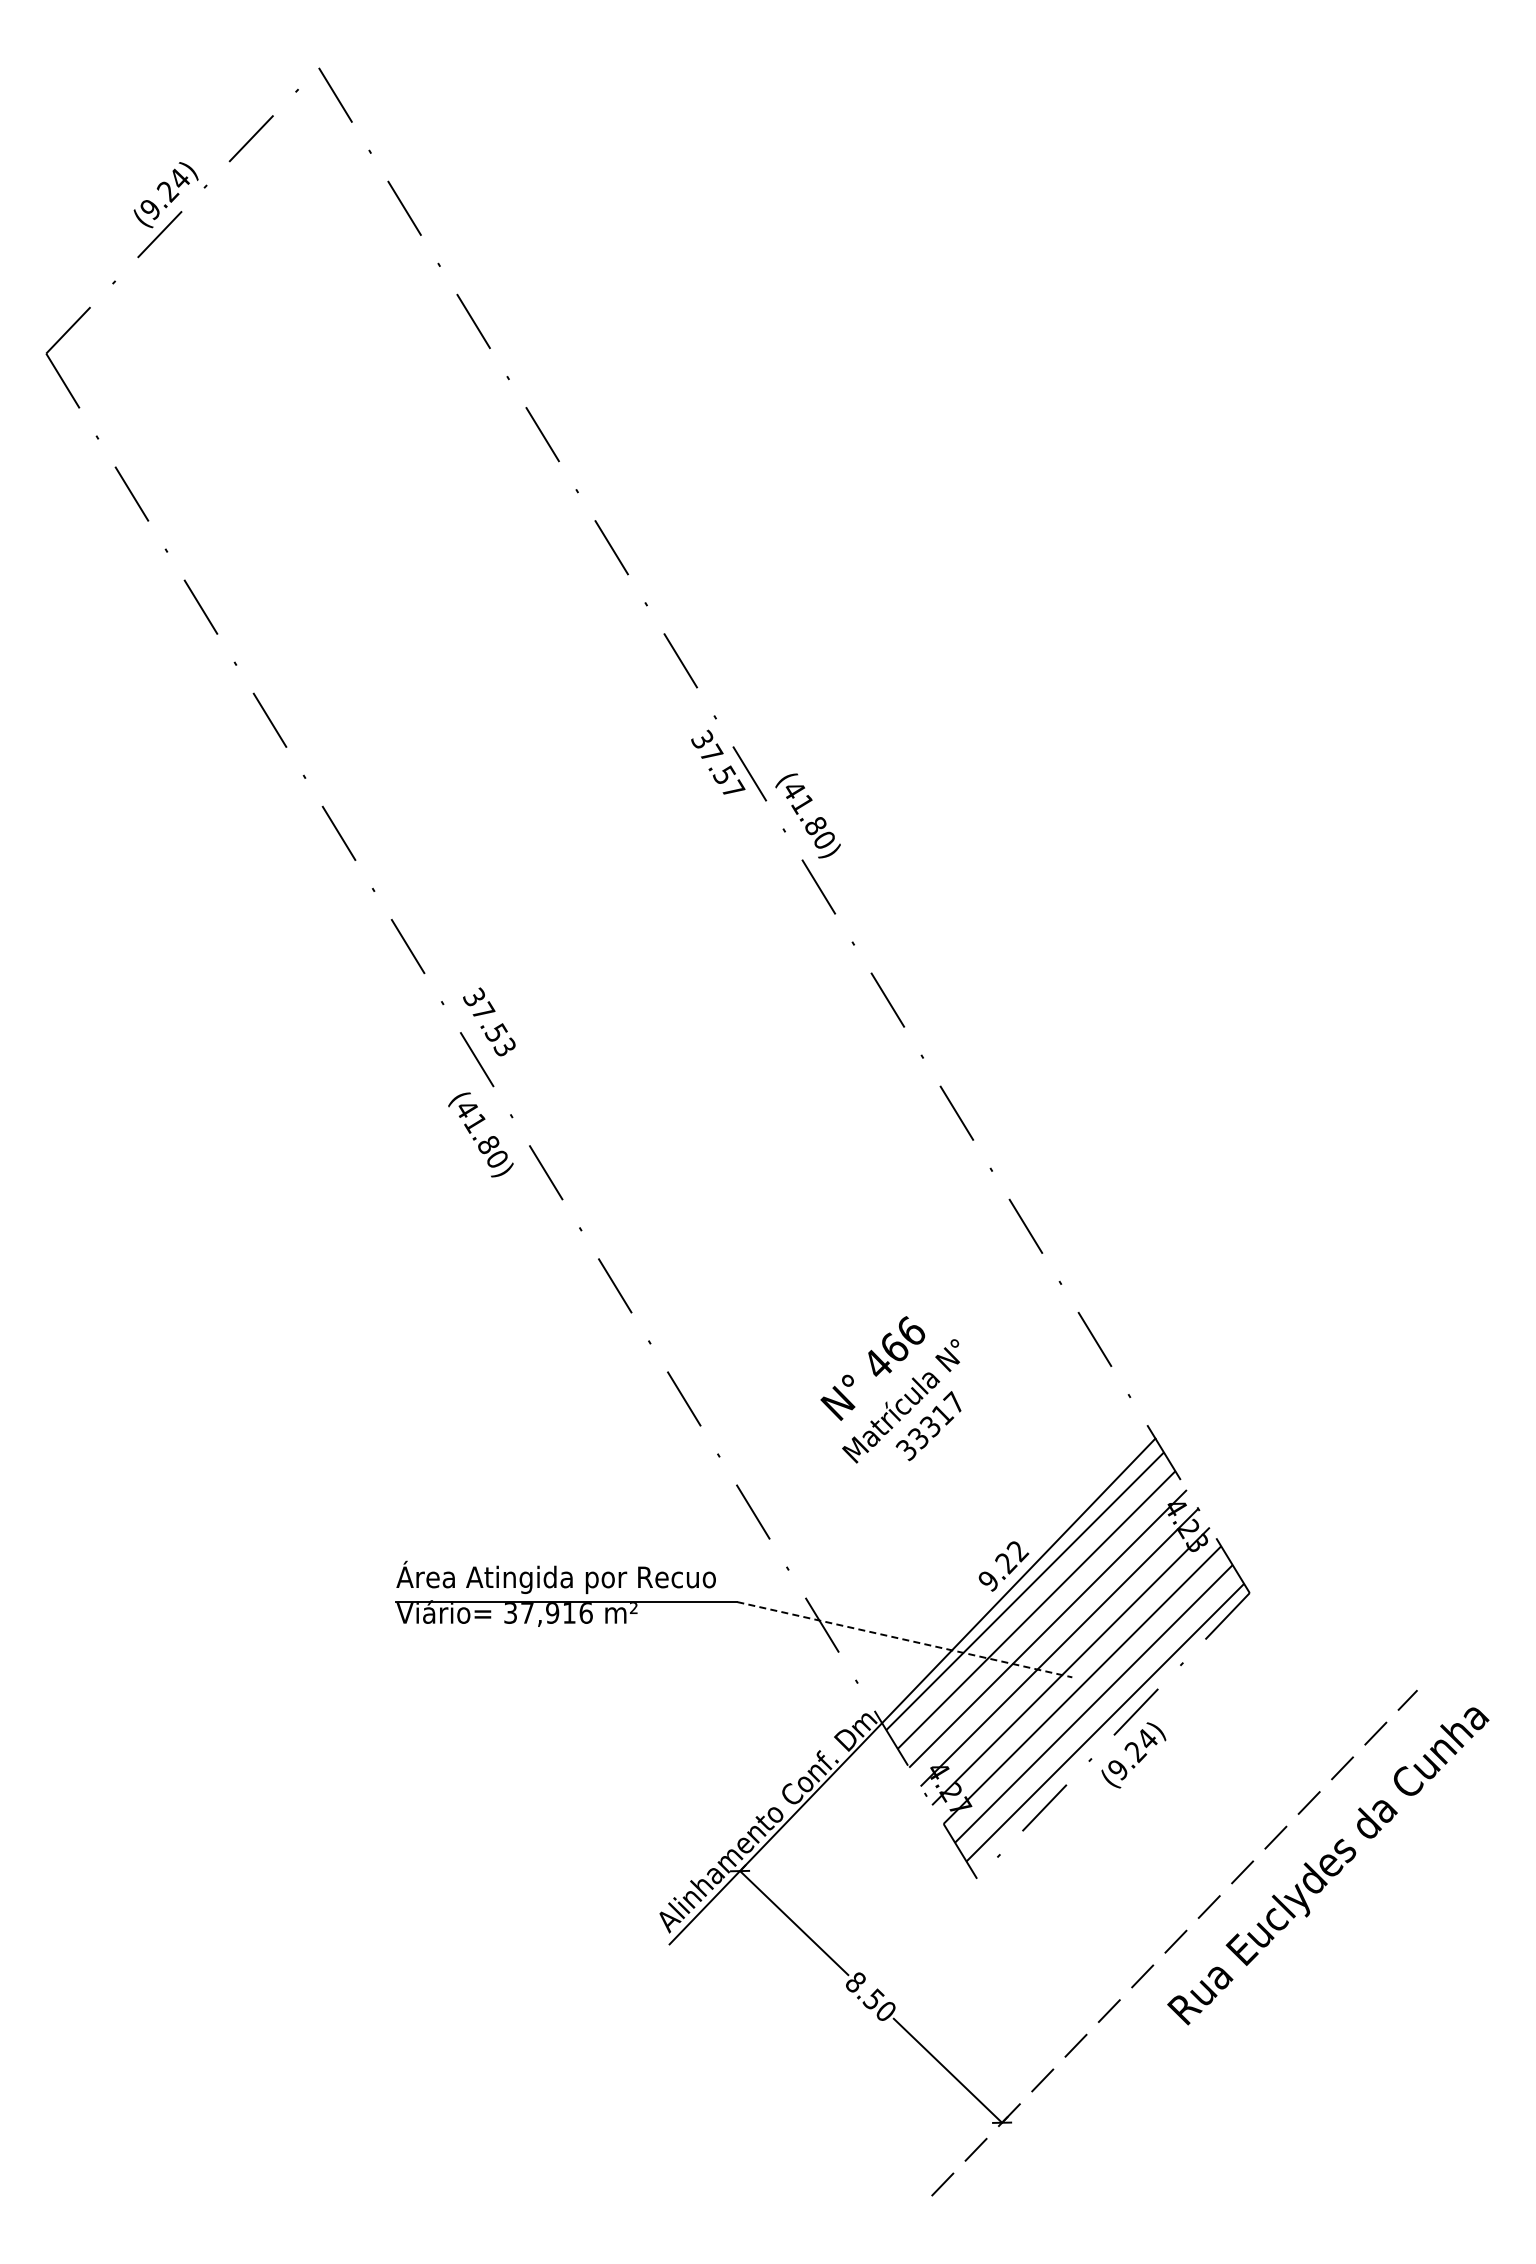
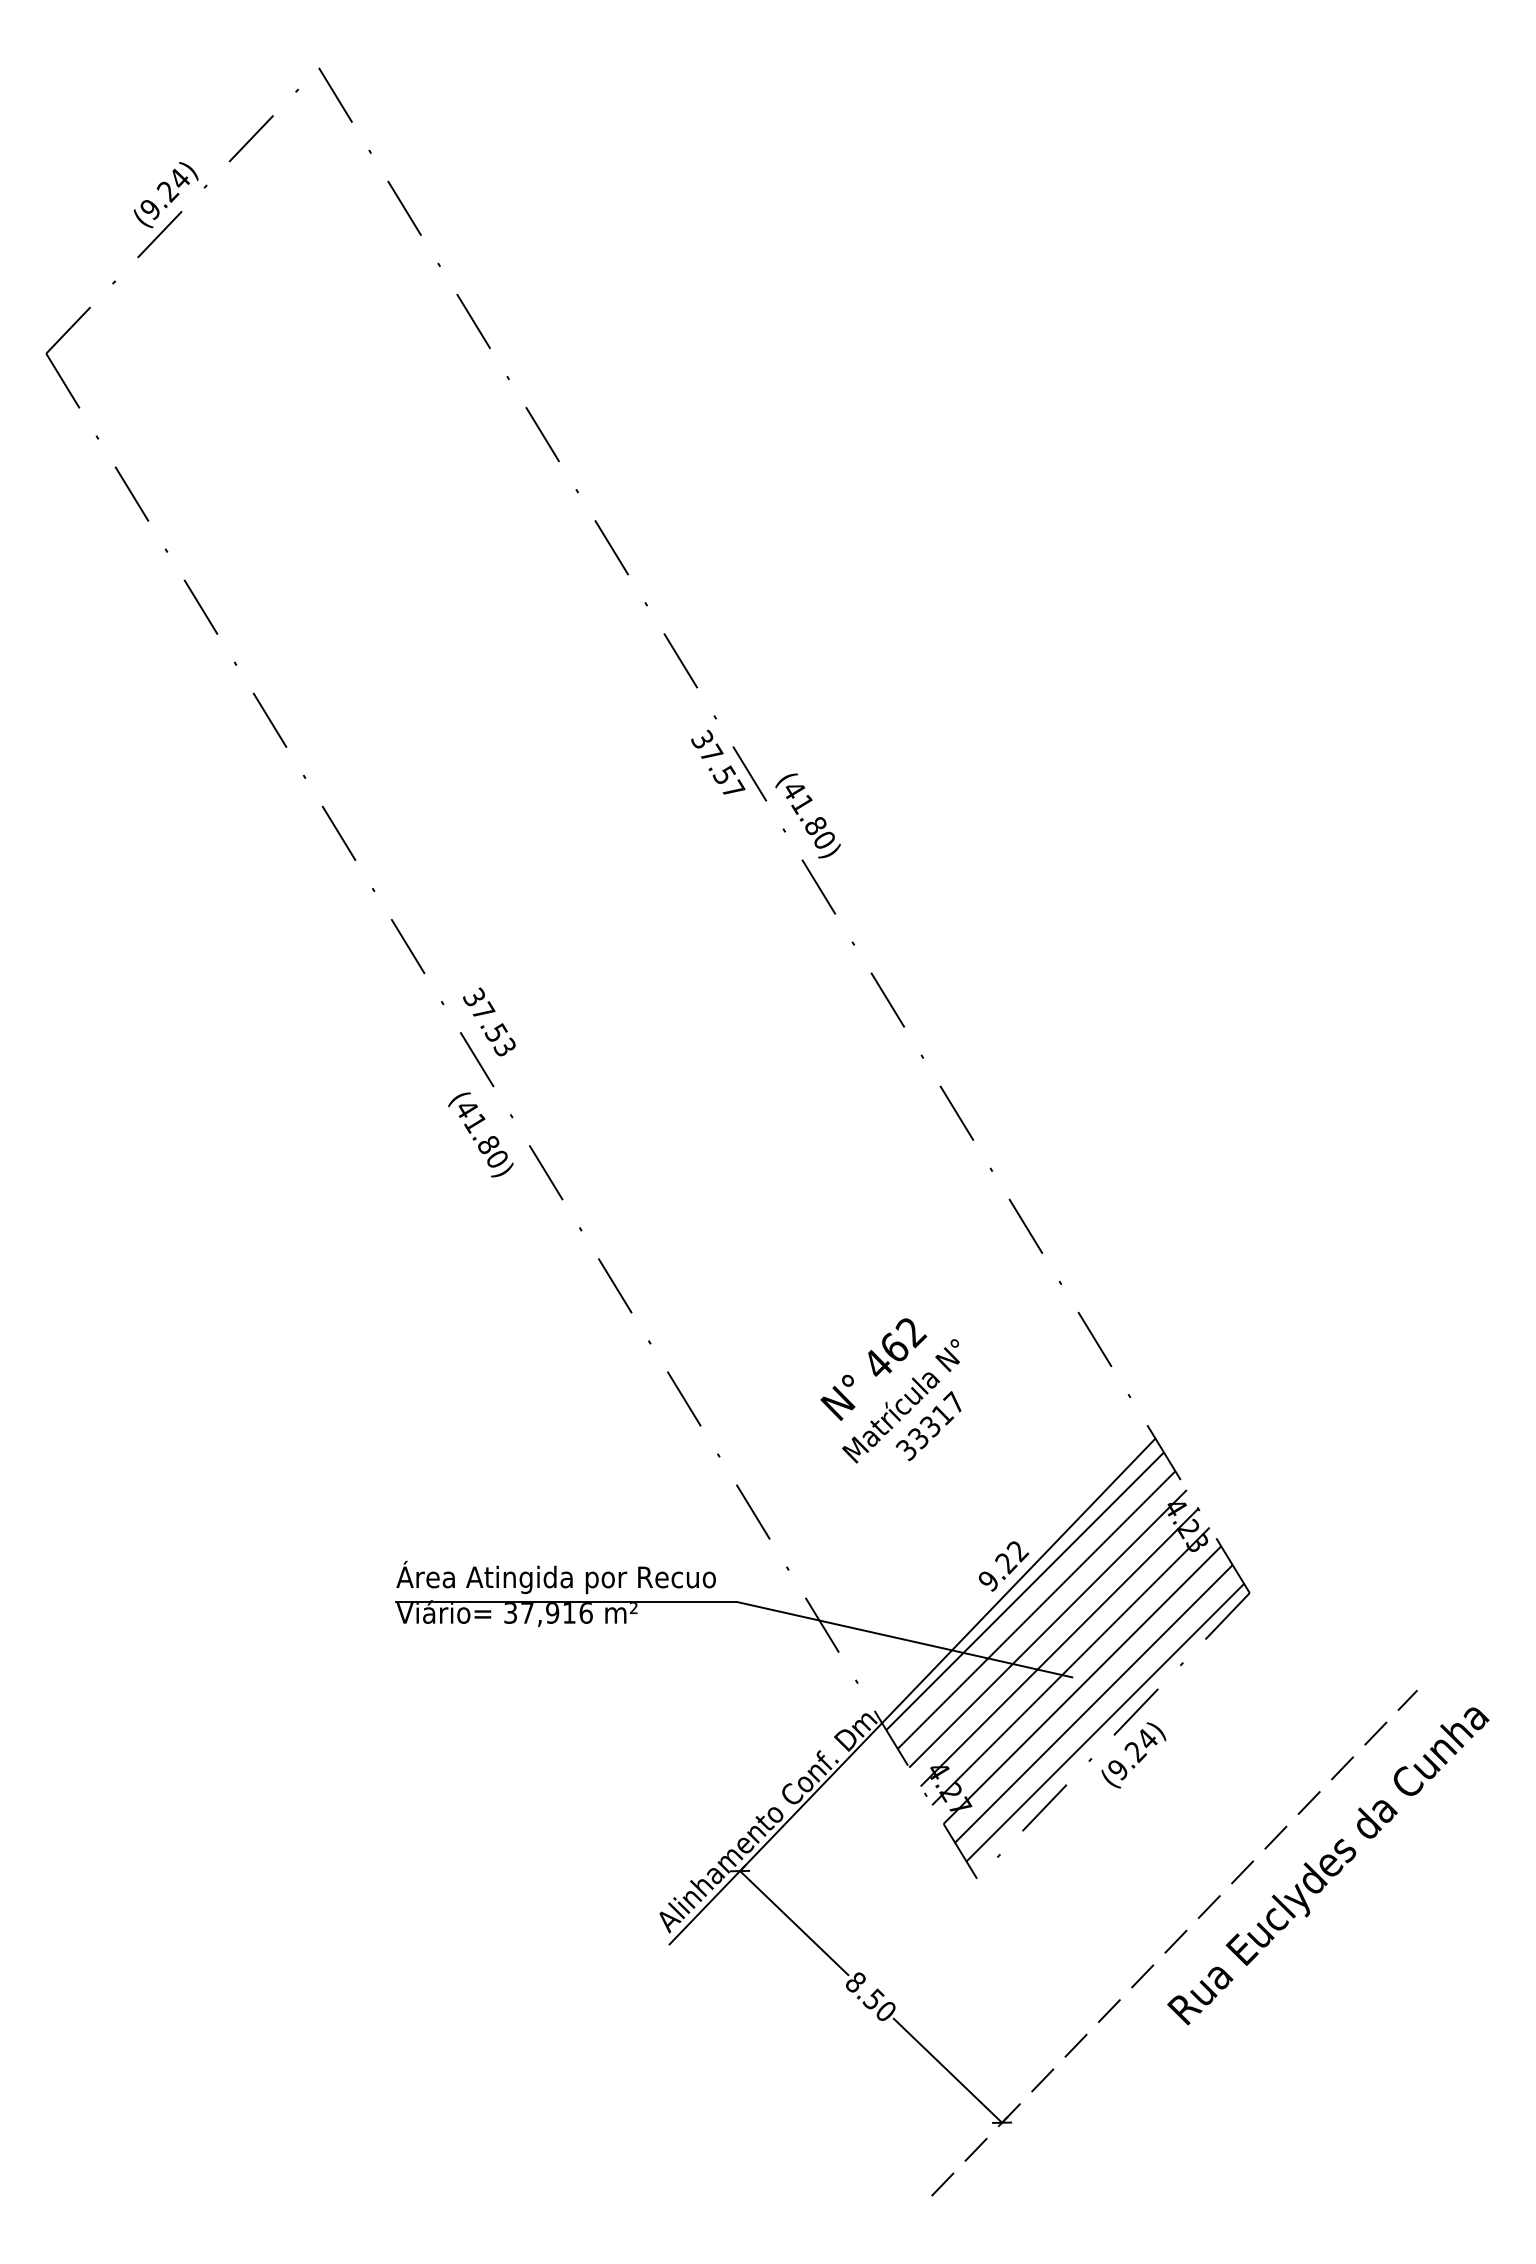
text: 466 -> 462 (911, 1332)
line: dashed -> solid (904, 1639)
